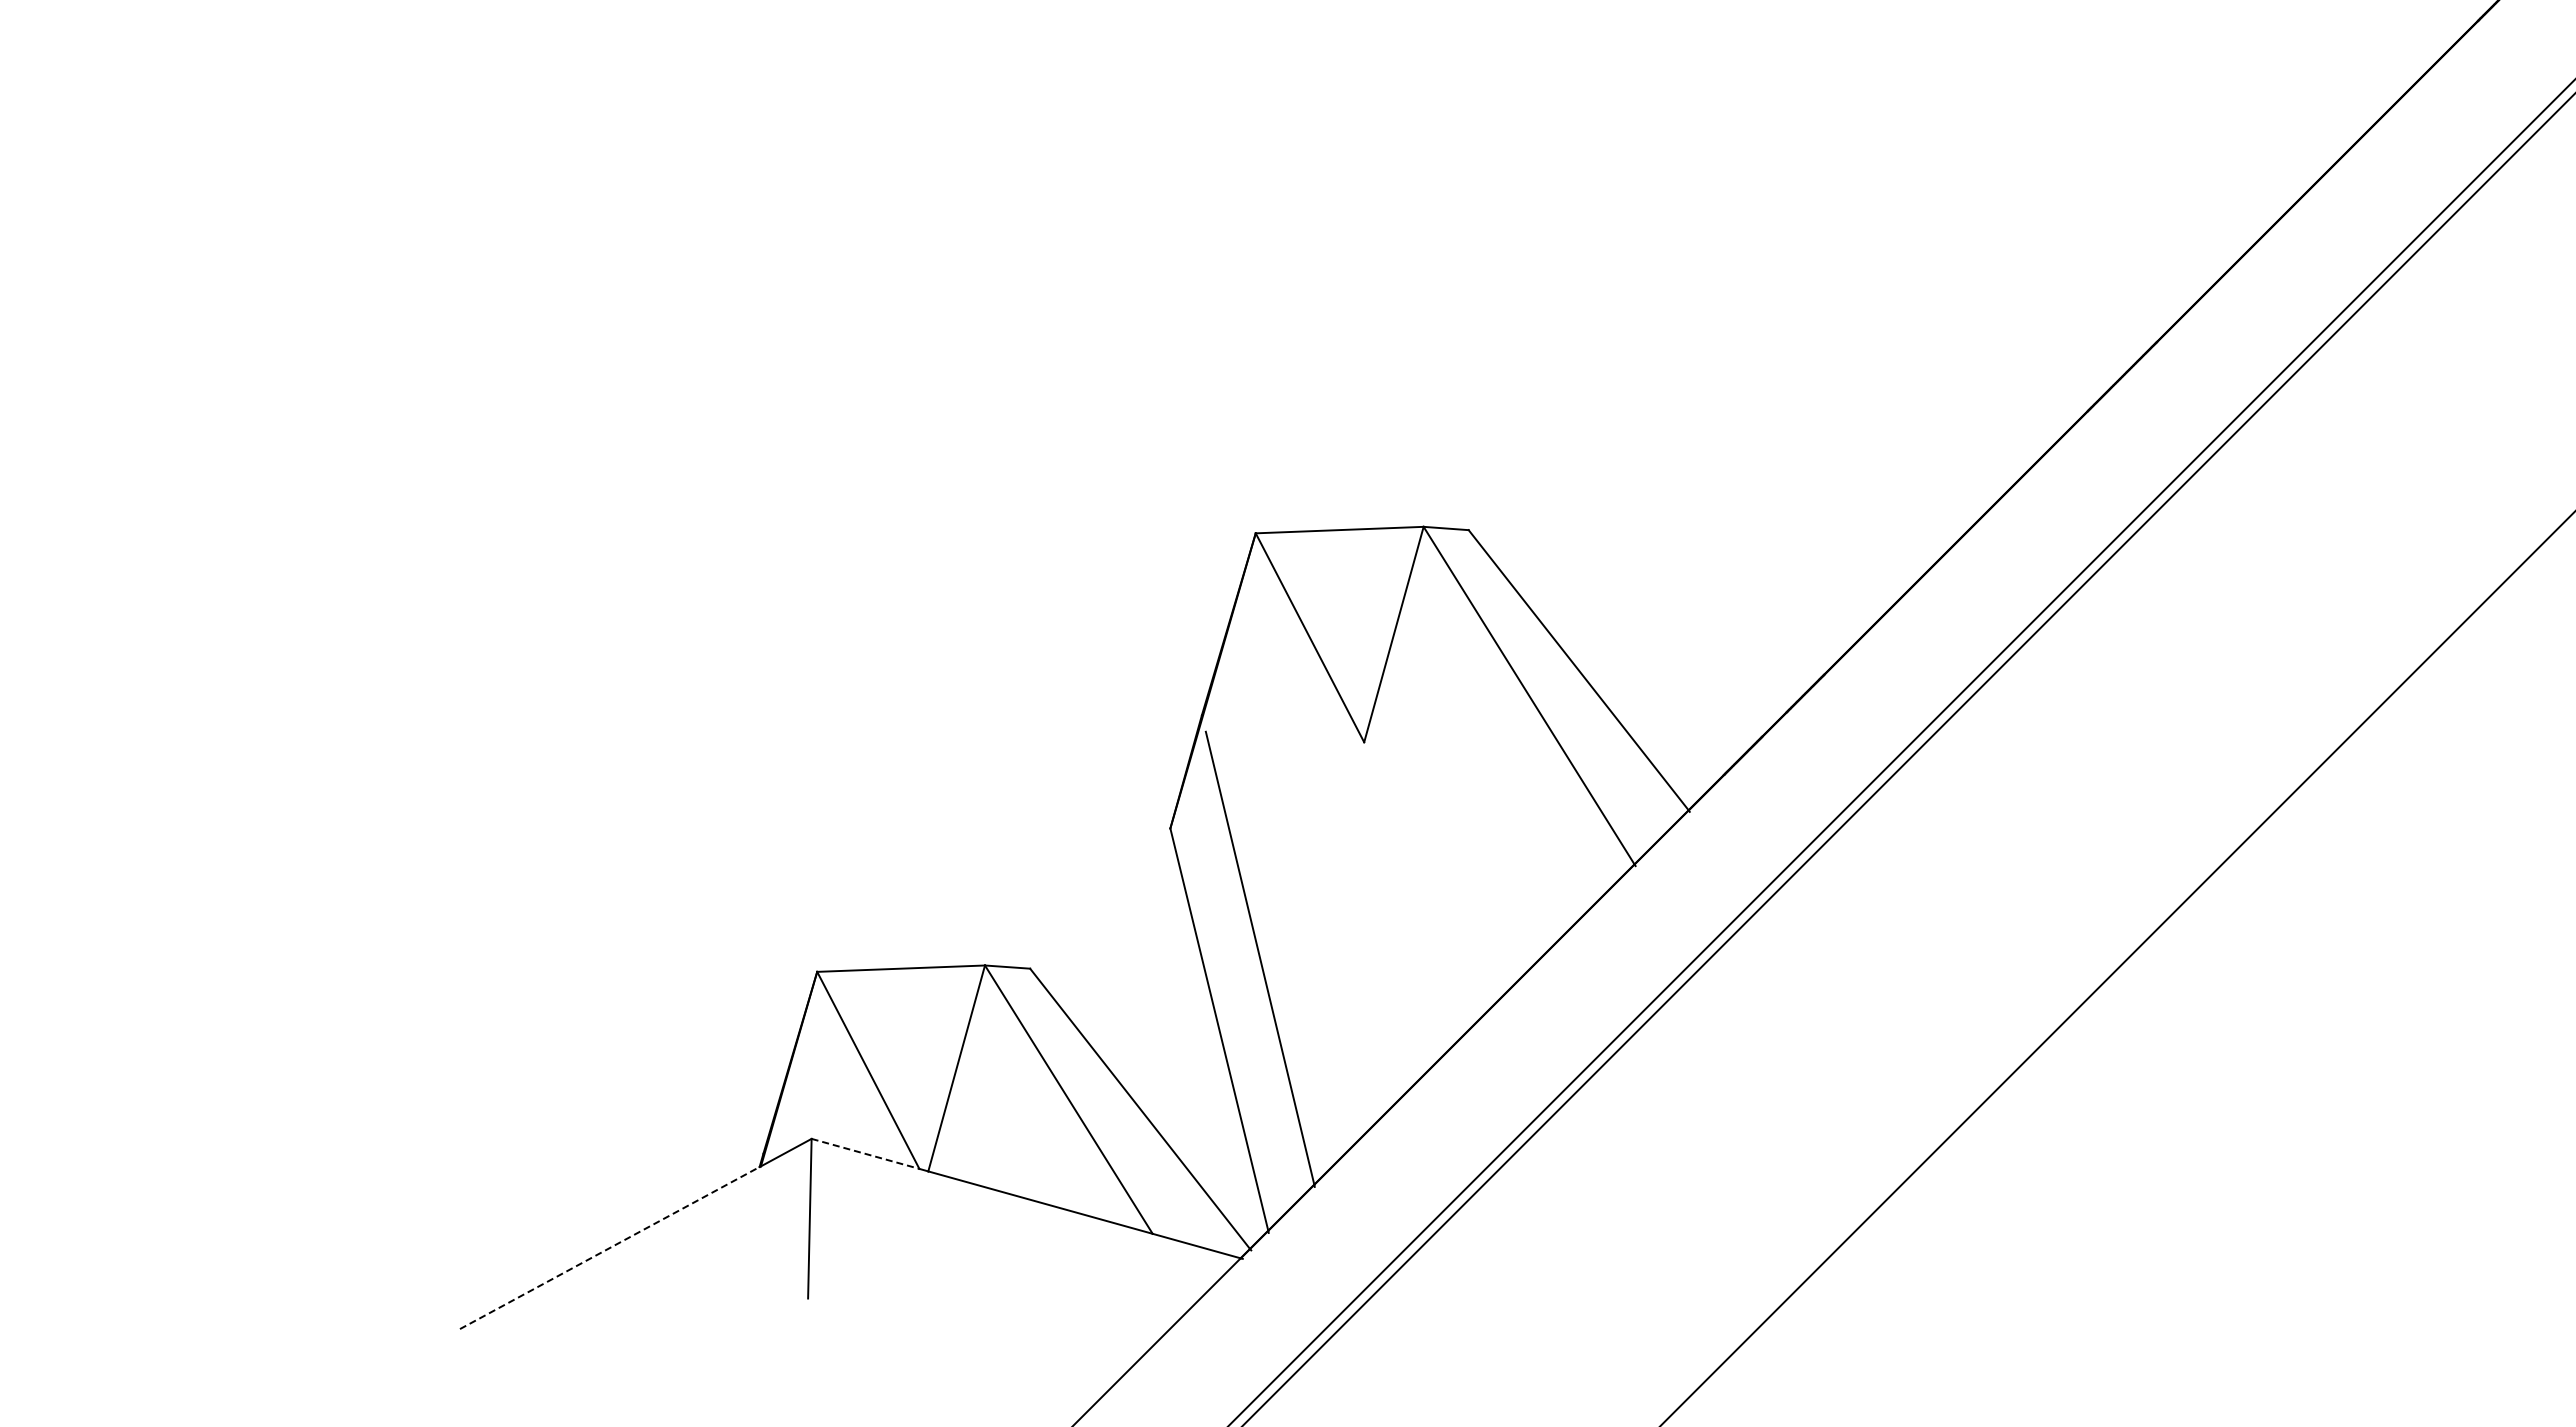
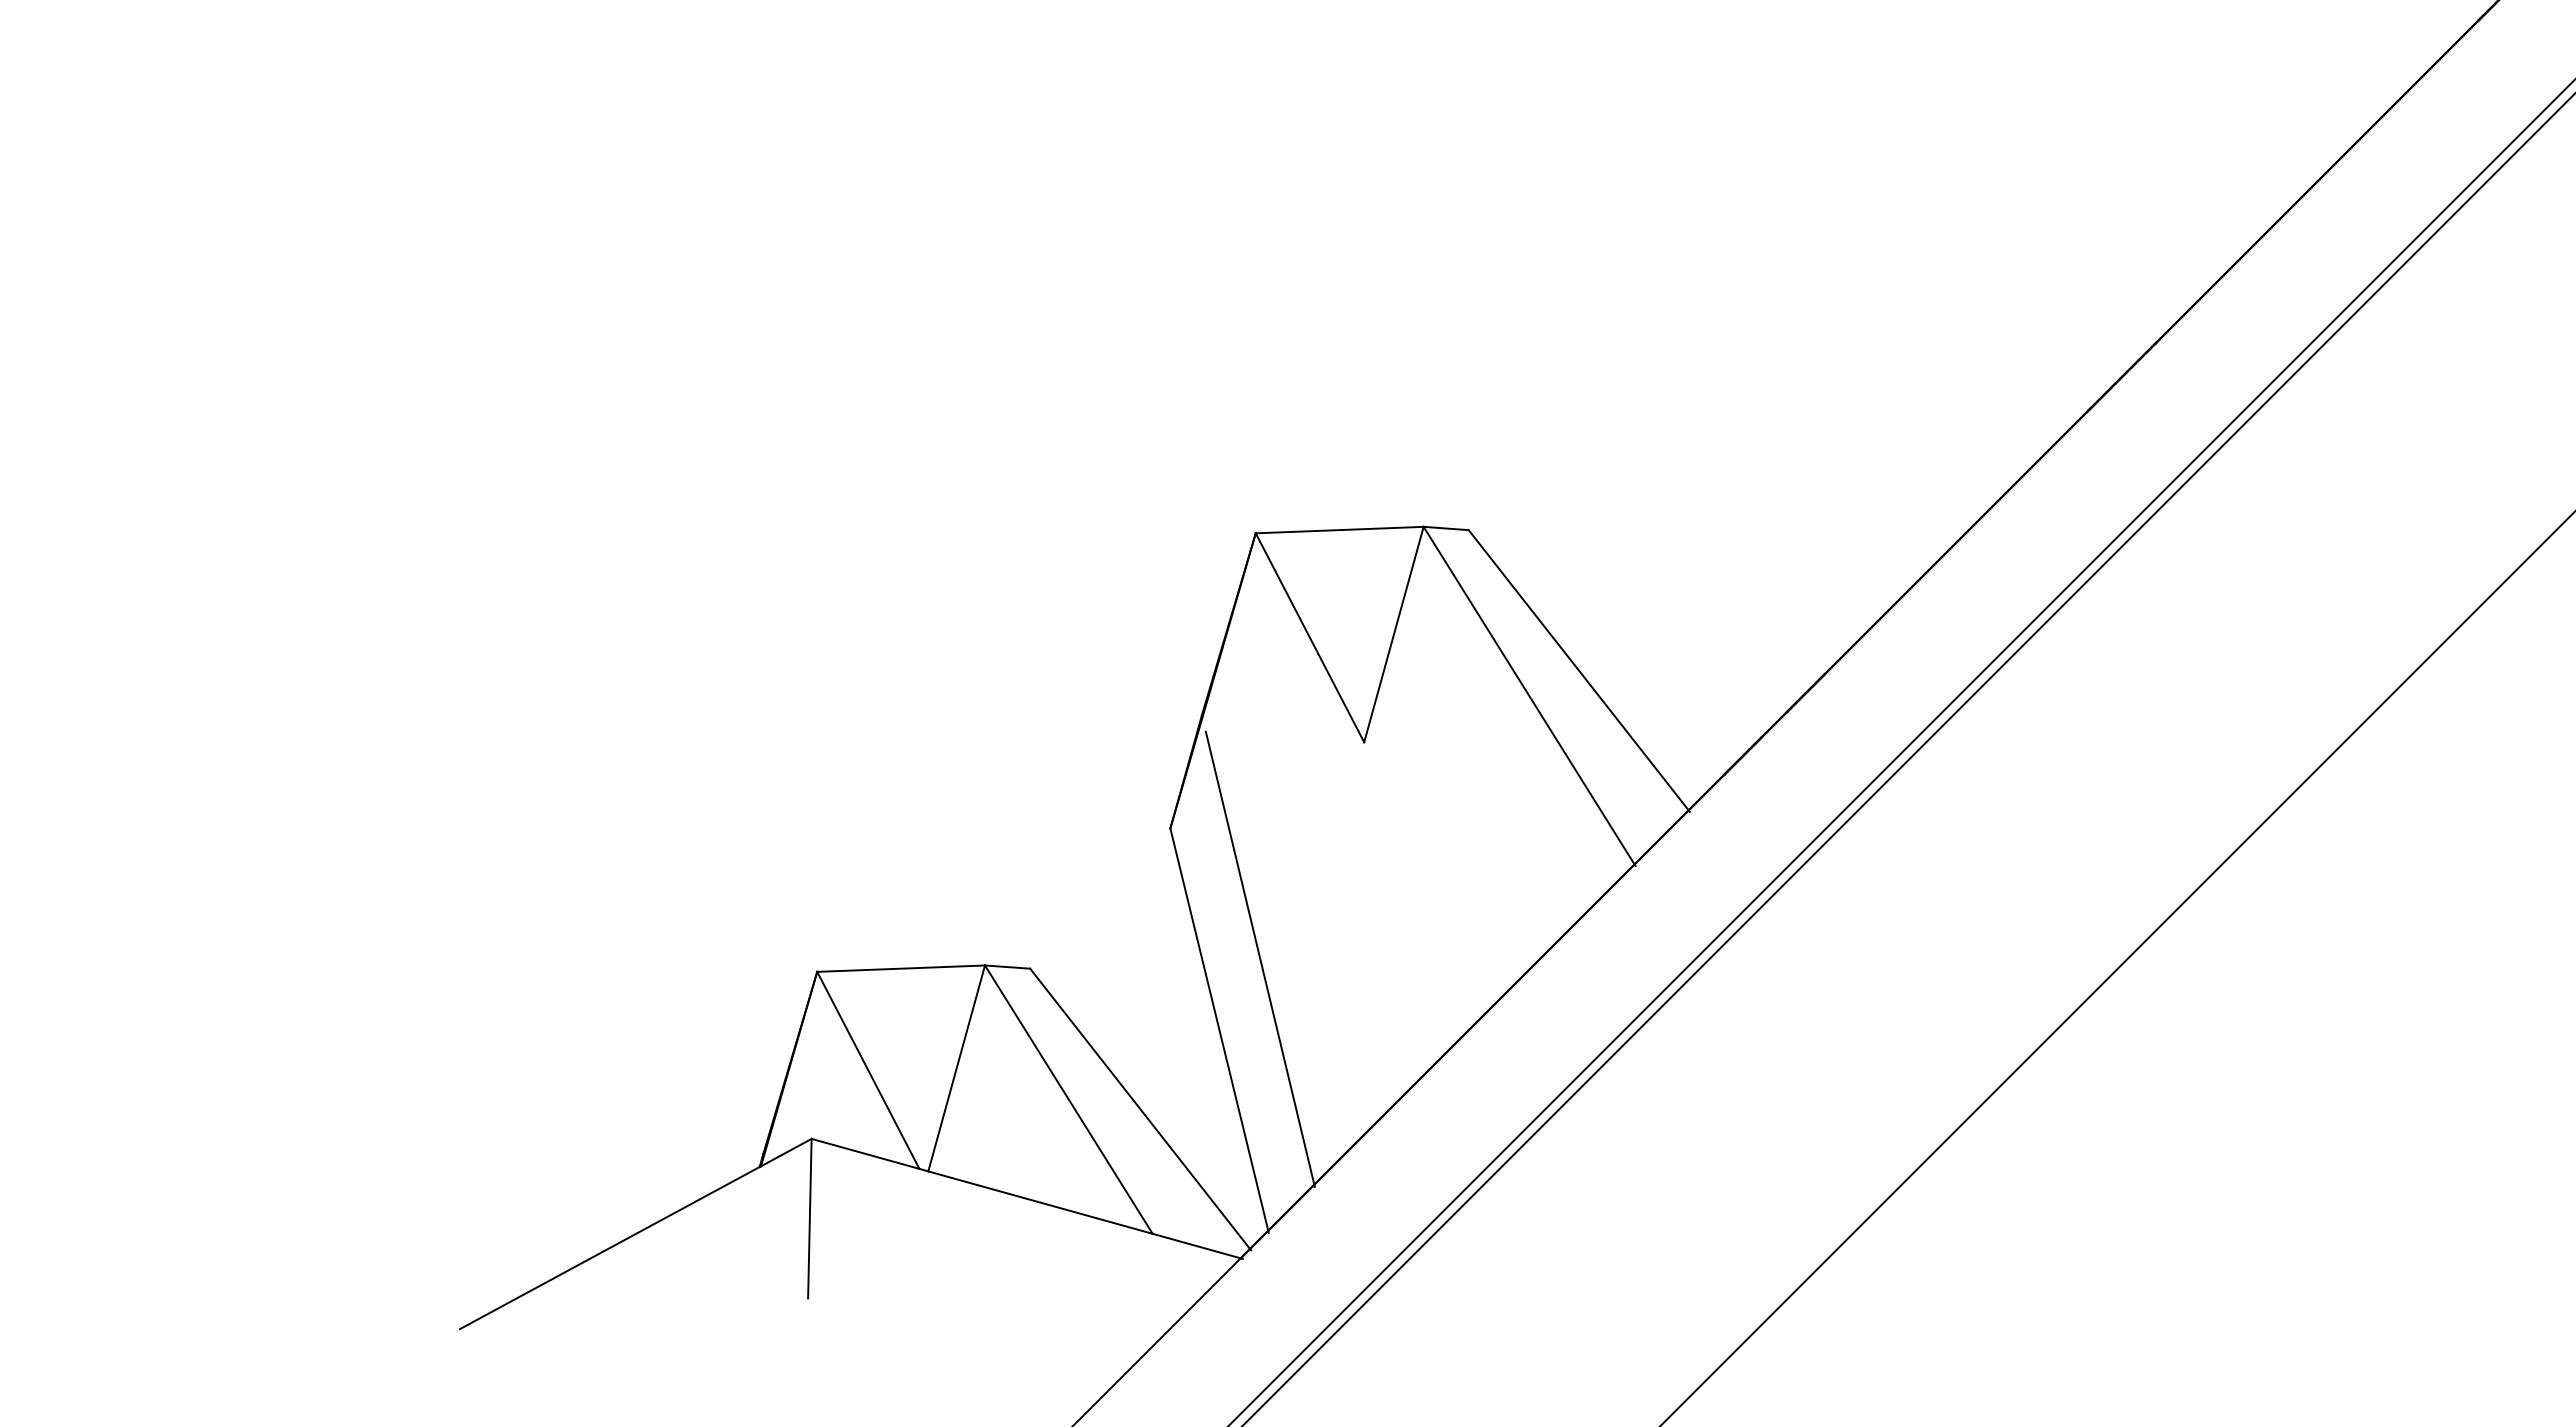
line: dashed -> solid (865, 1153)
line: dashed -> solid (610, 1247)
